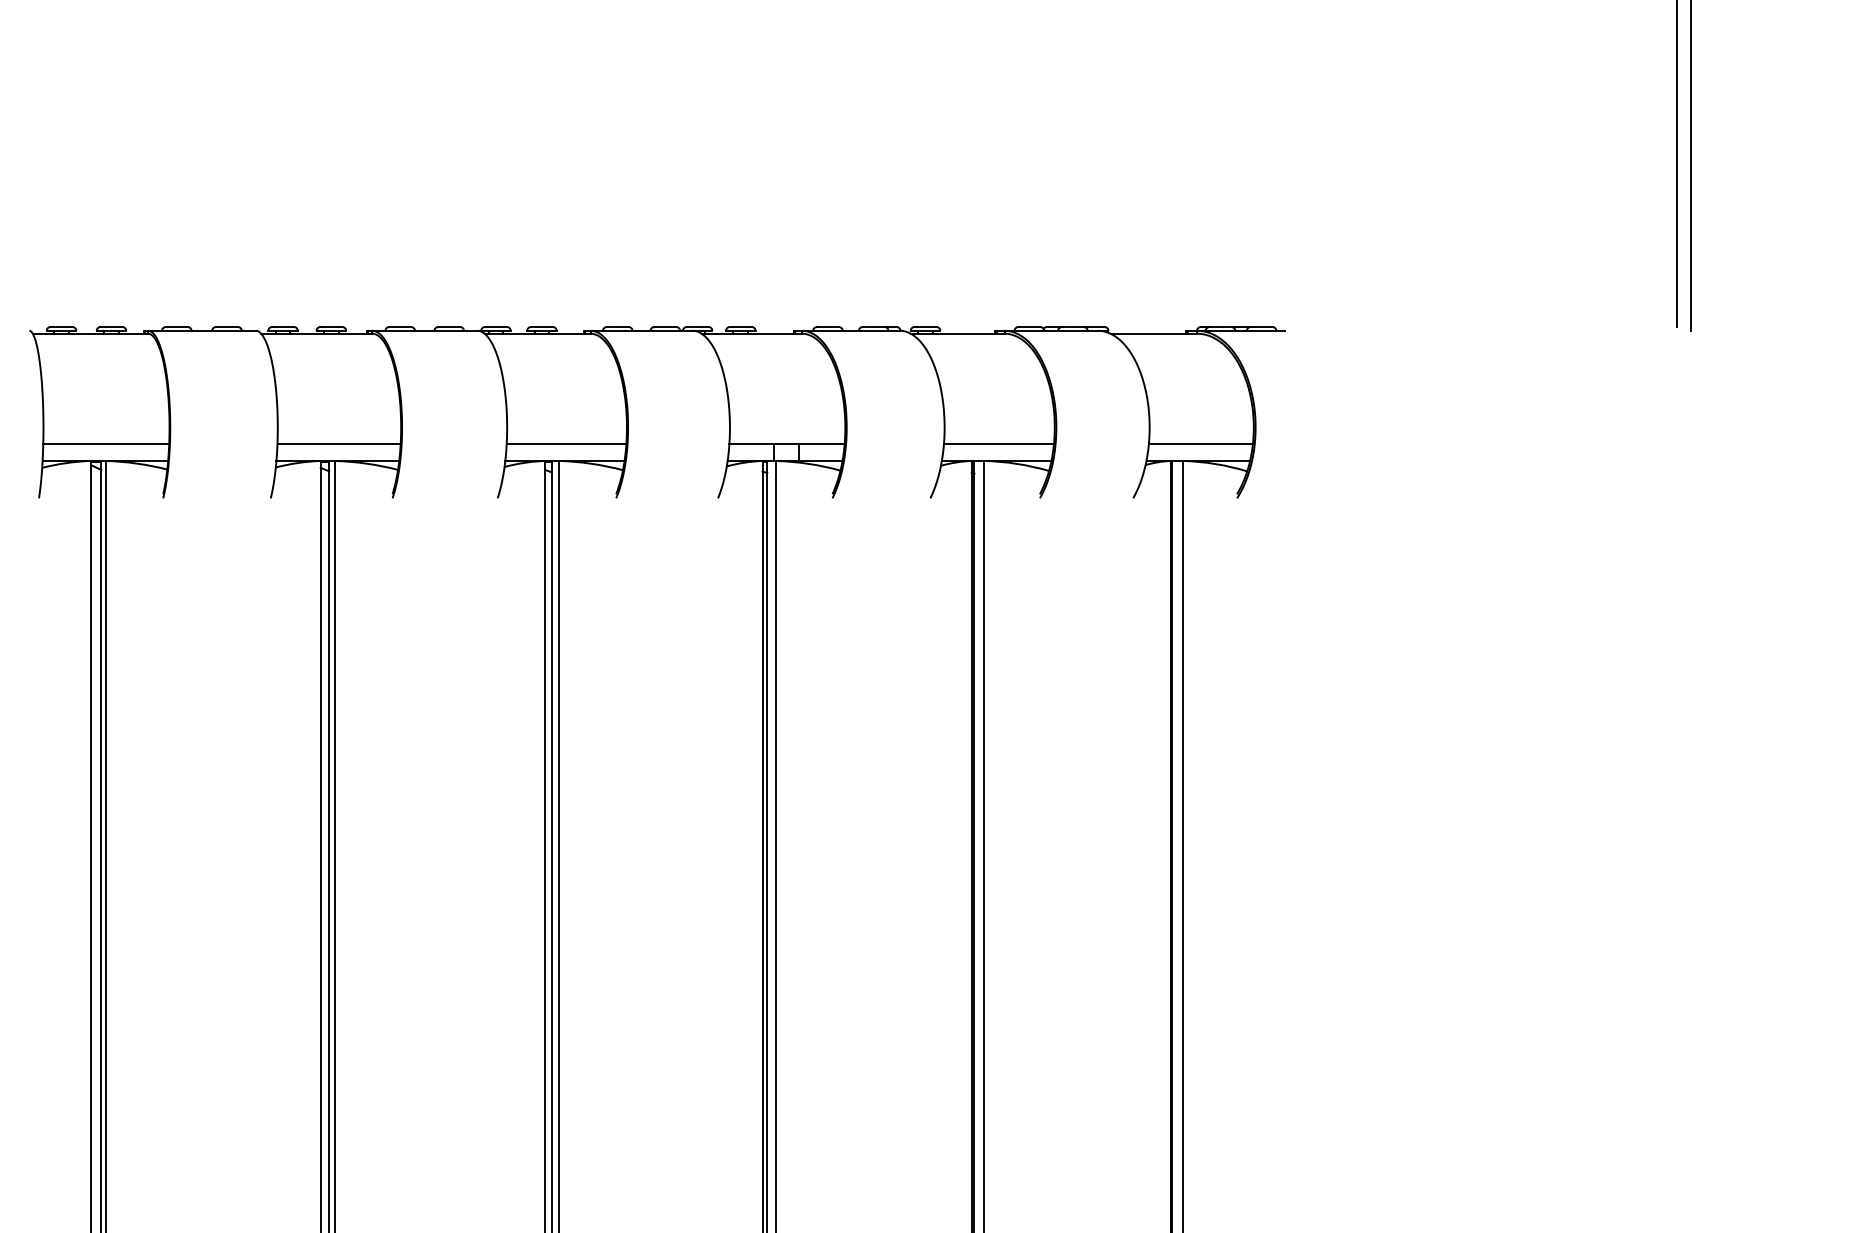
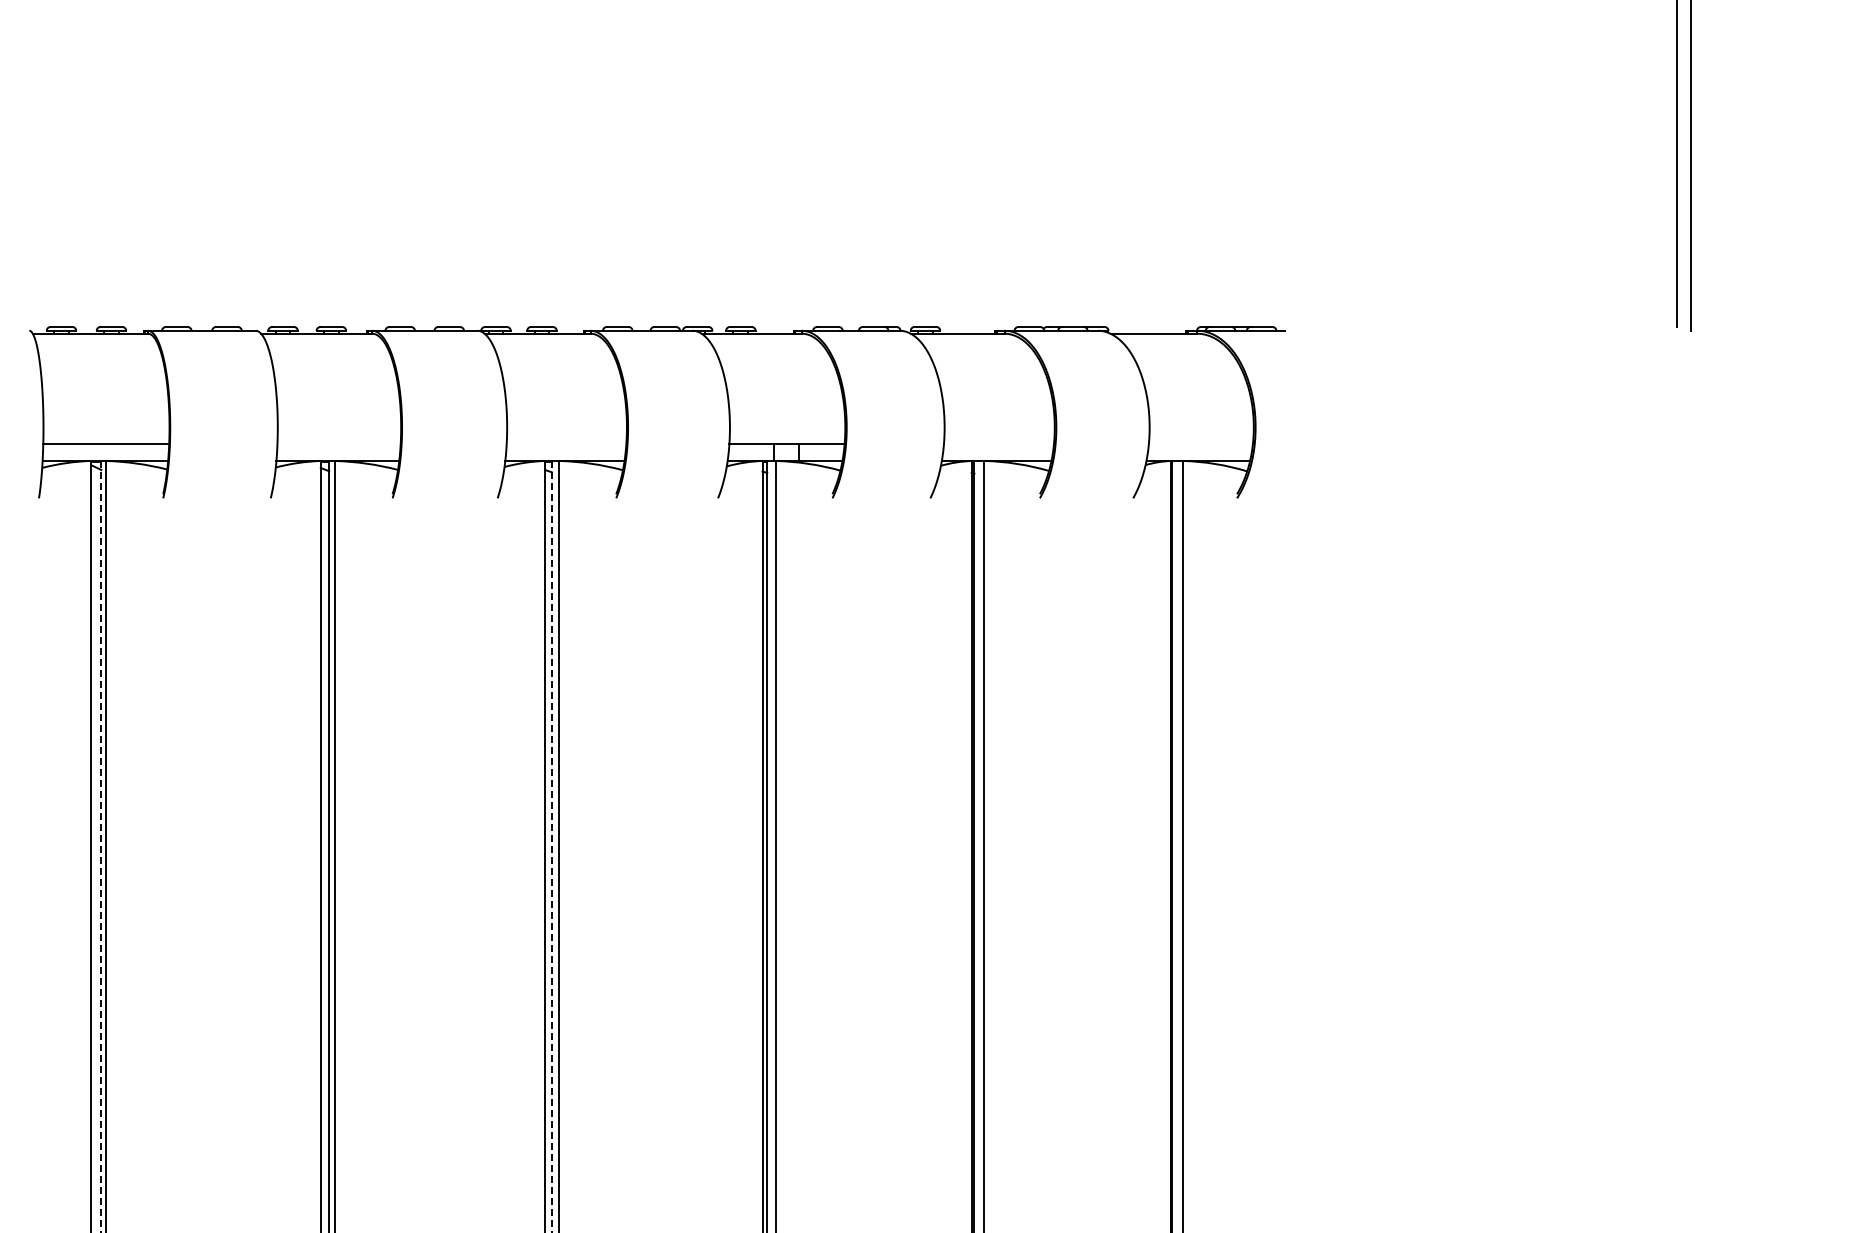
line: present -> none (338, 444)
line: present -> none (566, 444)
line: present -> none (998, 444)
line: present -> none (1200, 444)
line: solid -> dashed (101, 846)
line: solid -> dashed (551, 846)
